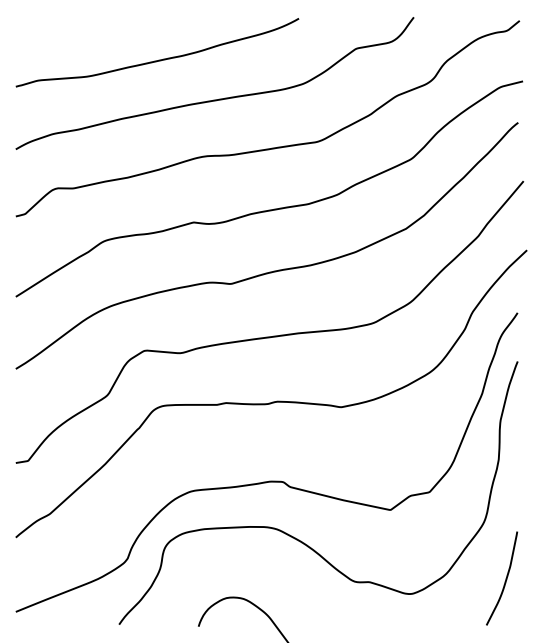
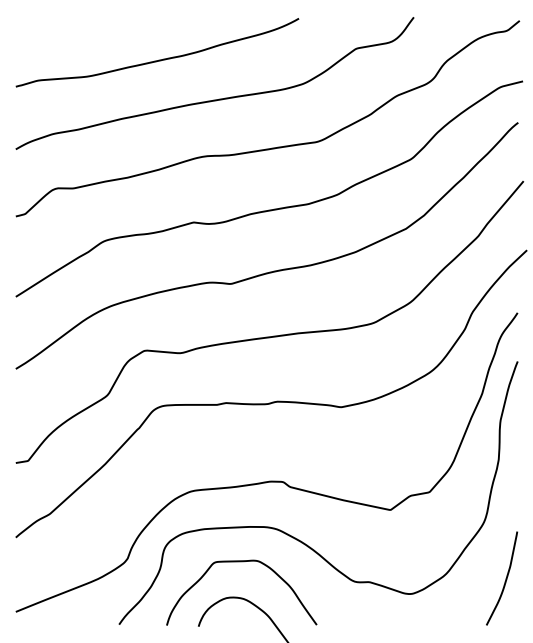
curve: none -> present (241, 562)
